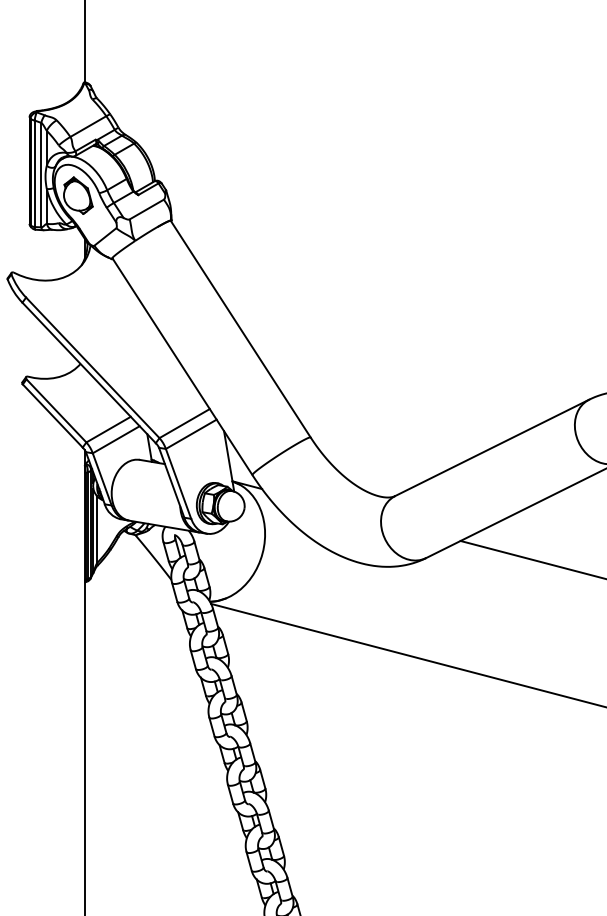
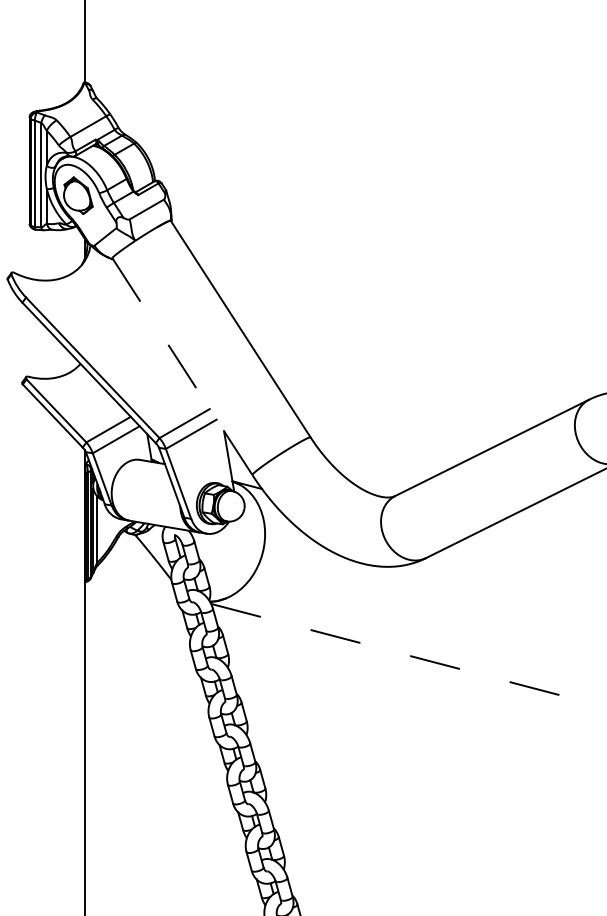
line: solid -> dashed (182, 366)
line: present -> none (531, 559)
line: solid -> dashed (409, 655)
